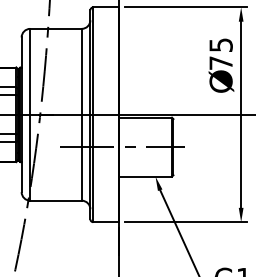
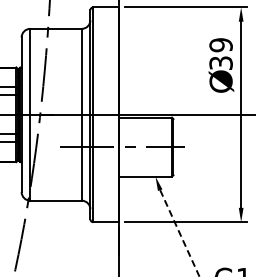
text: 75 -> 39 (220, 53)
line: solid -> dashed (180, 233)
